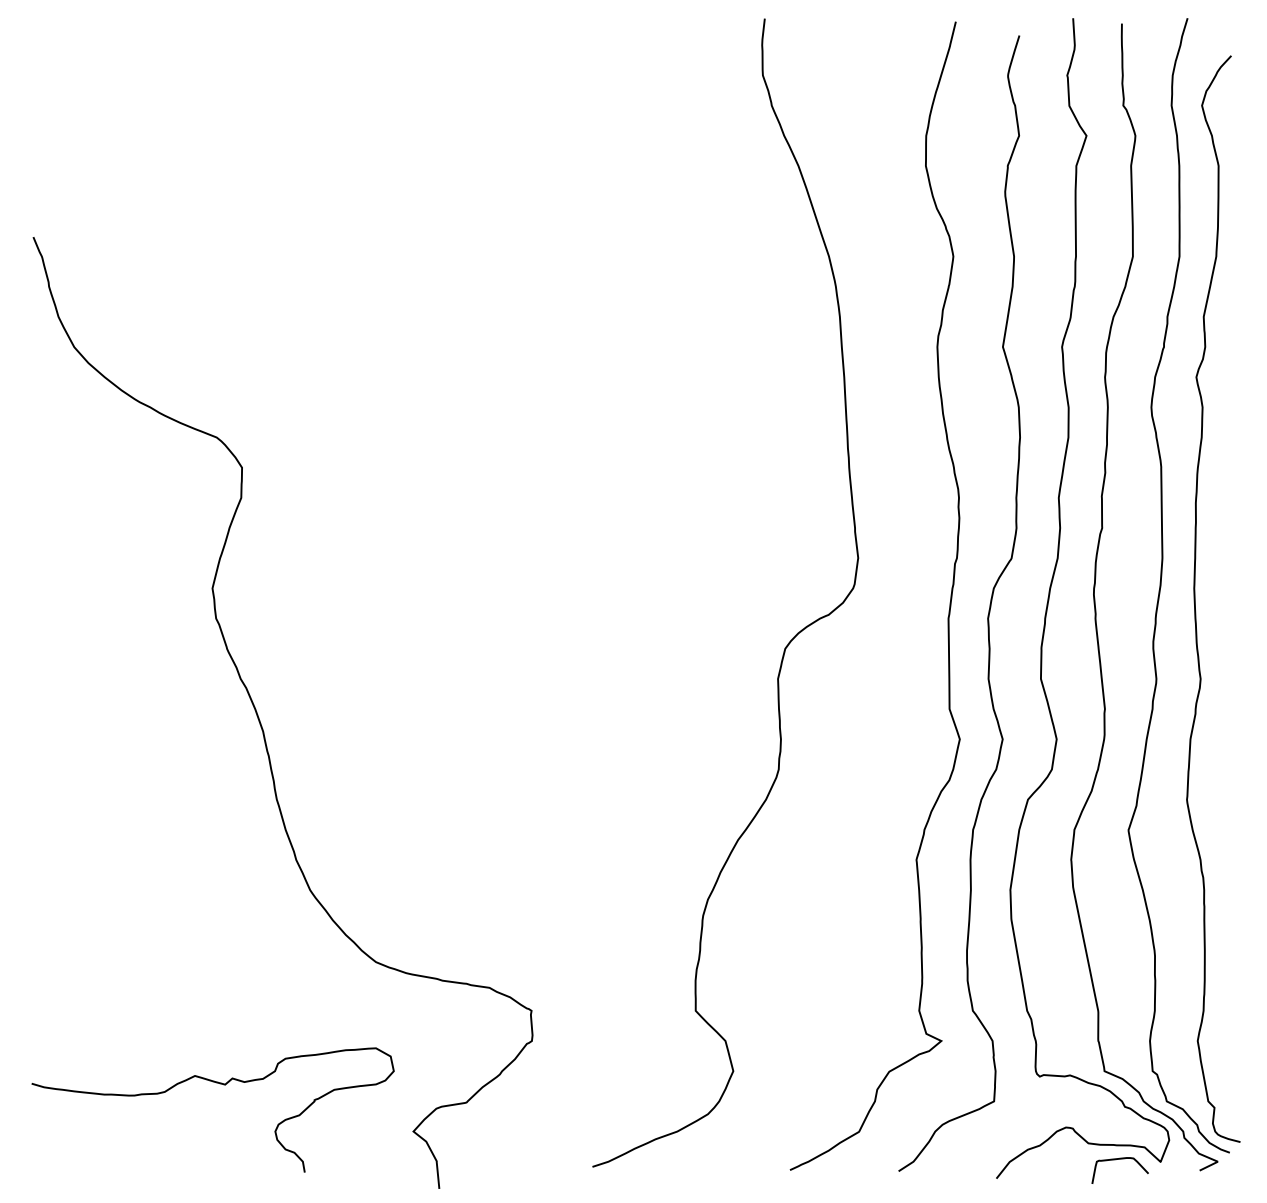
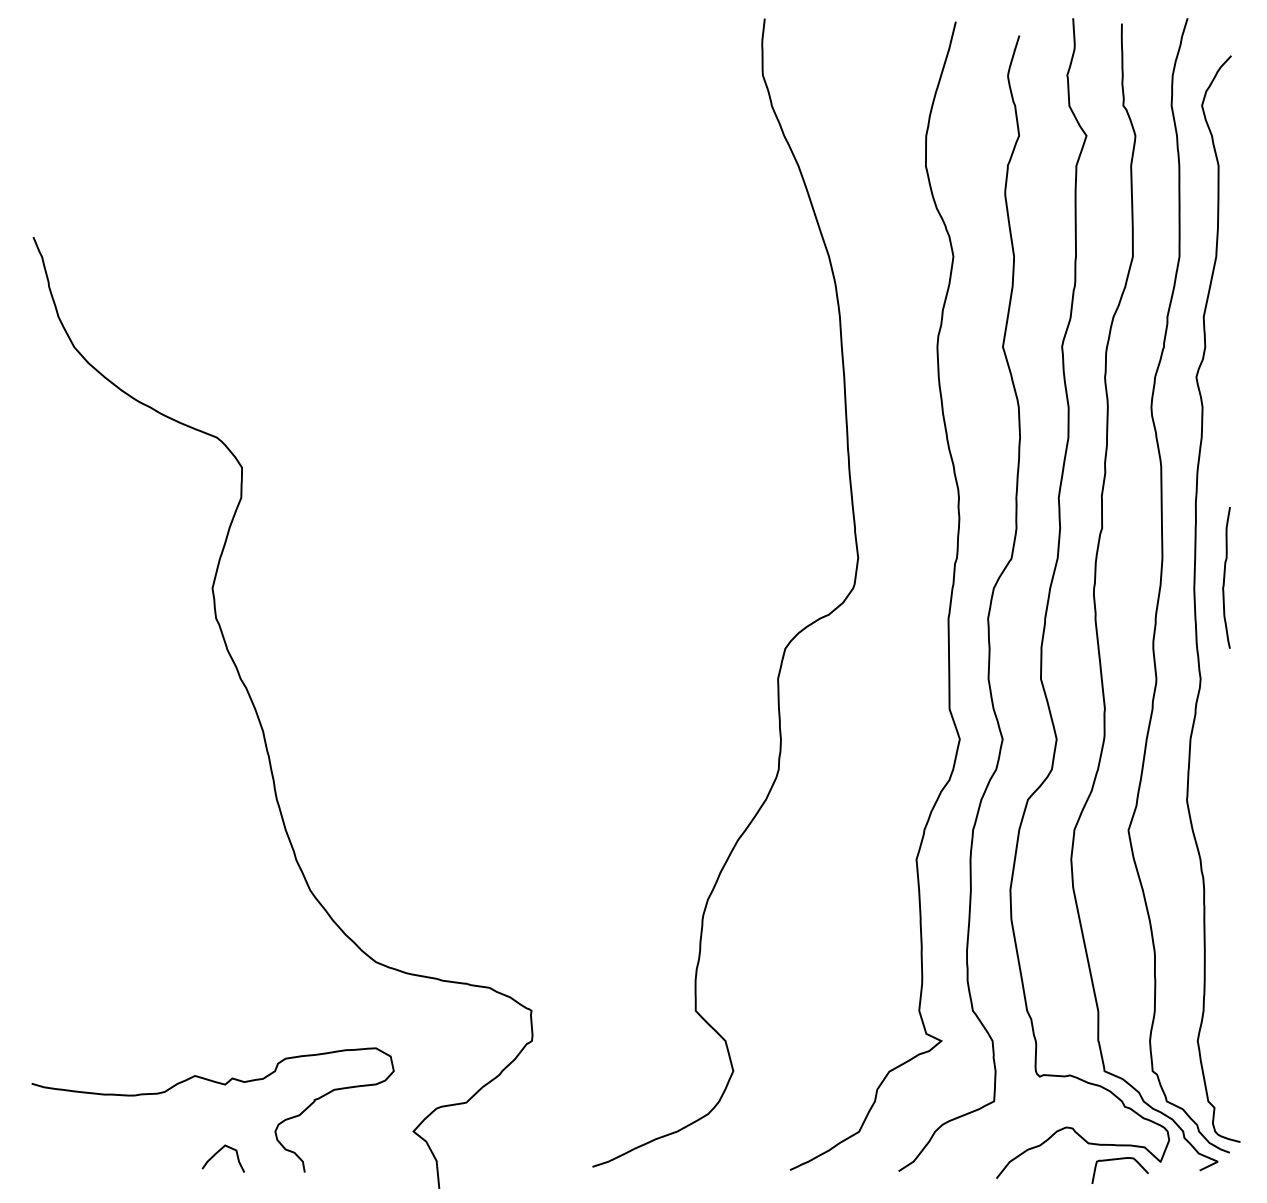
curve: none -> present (1225, 577)
curve: none -> present (217, 1153)
